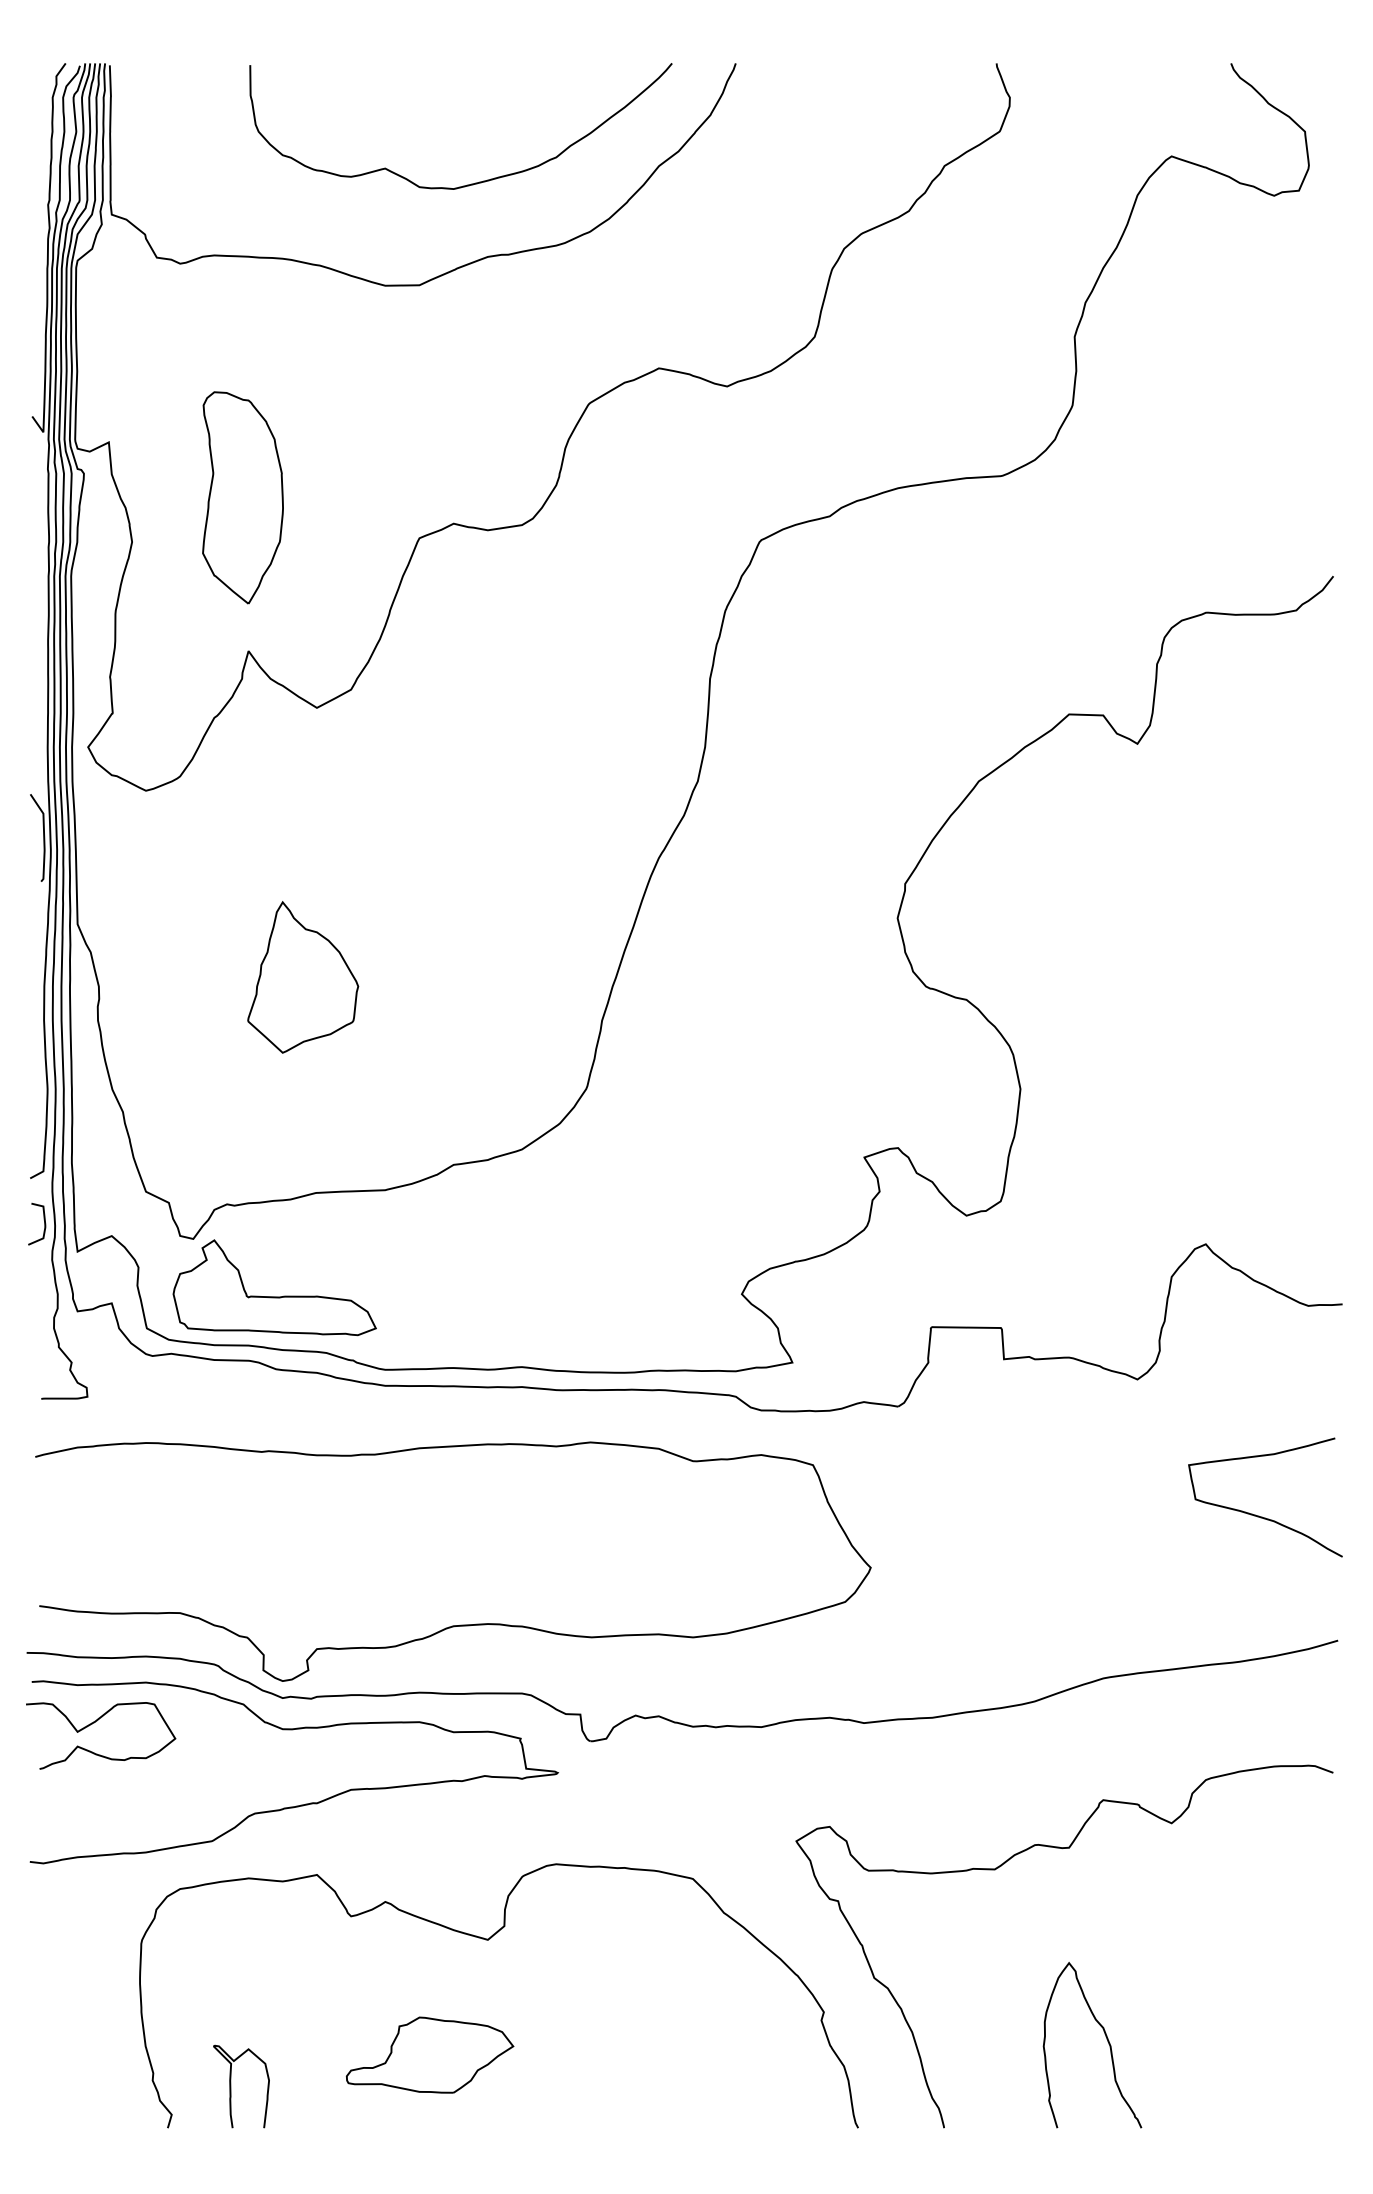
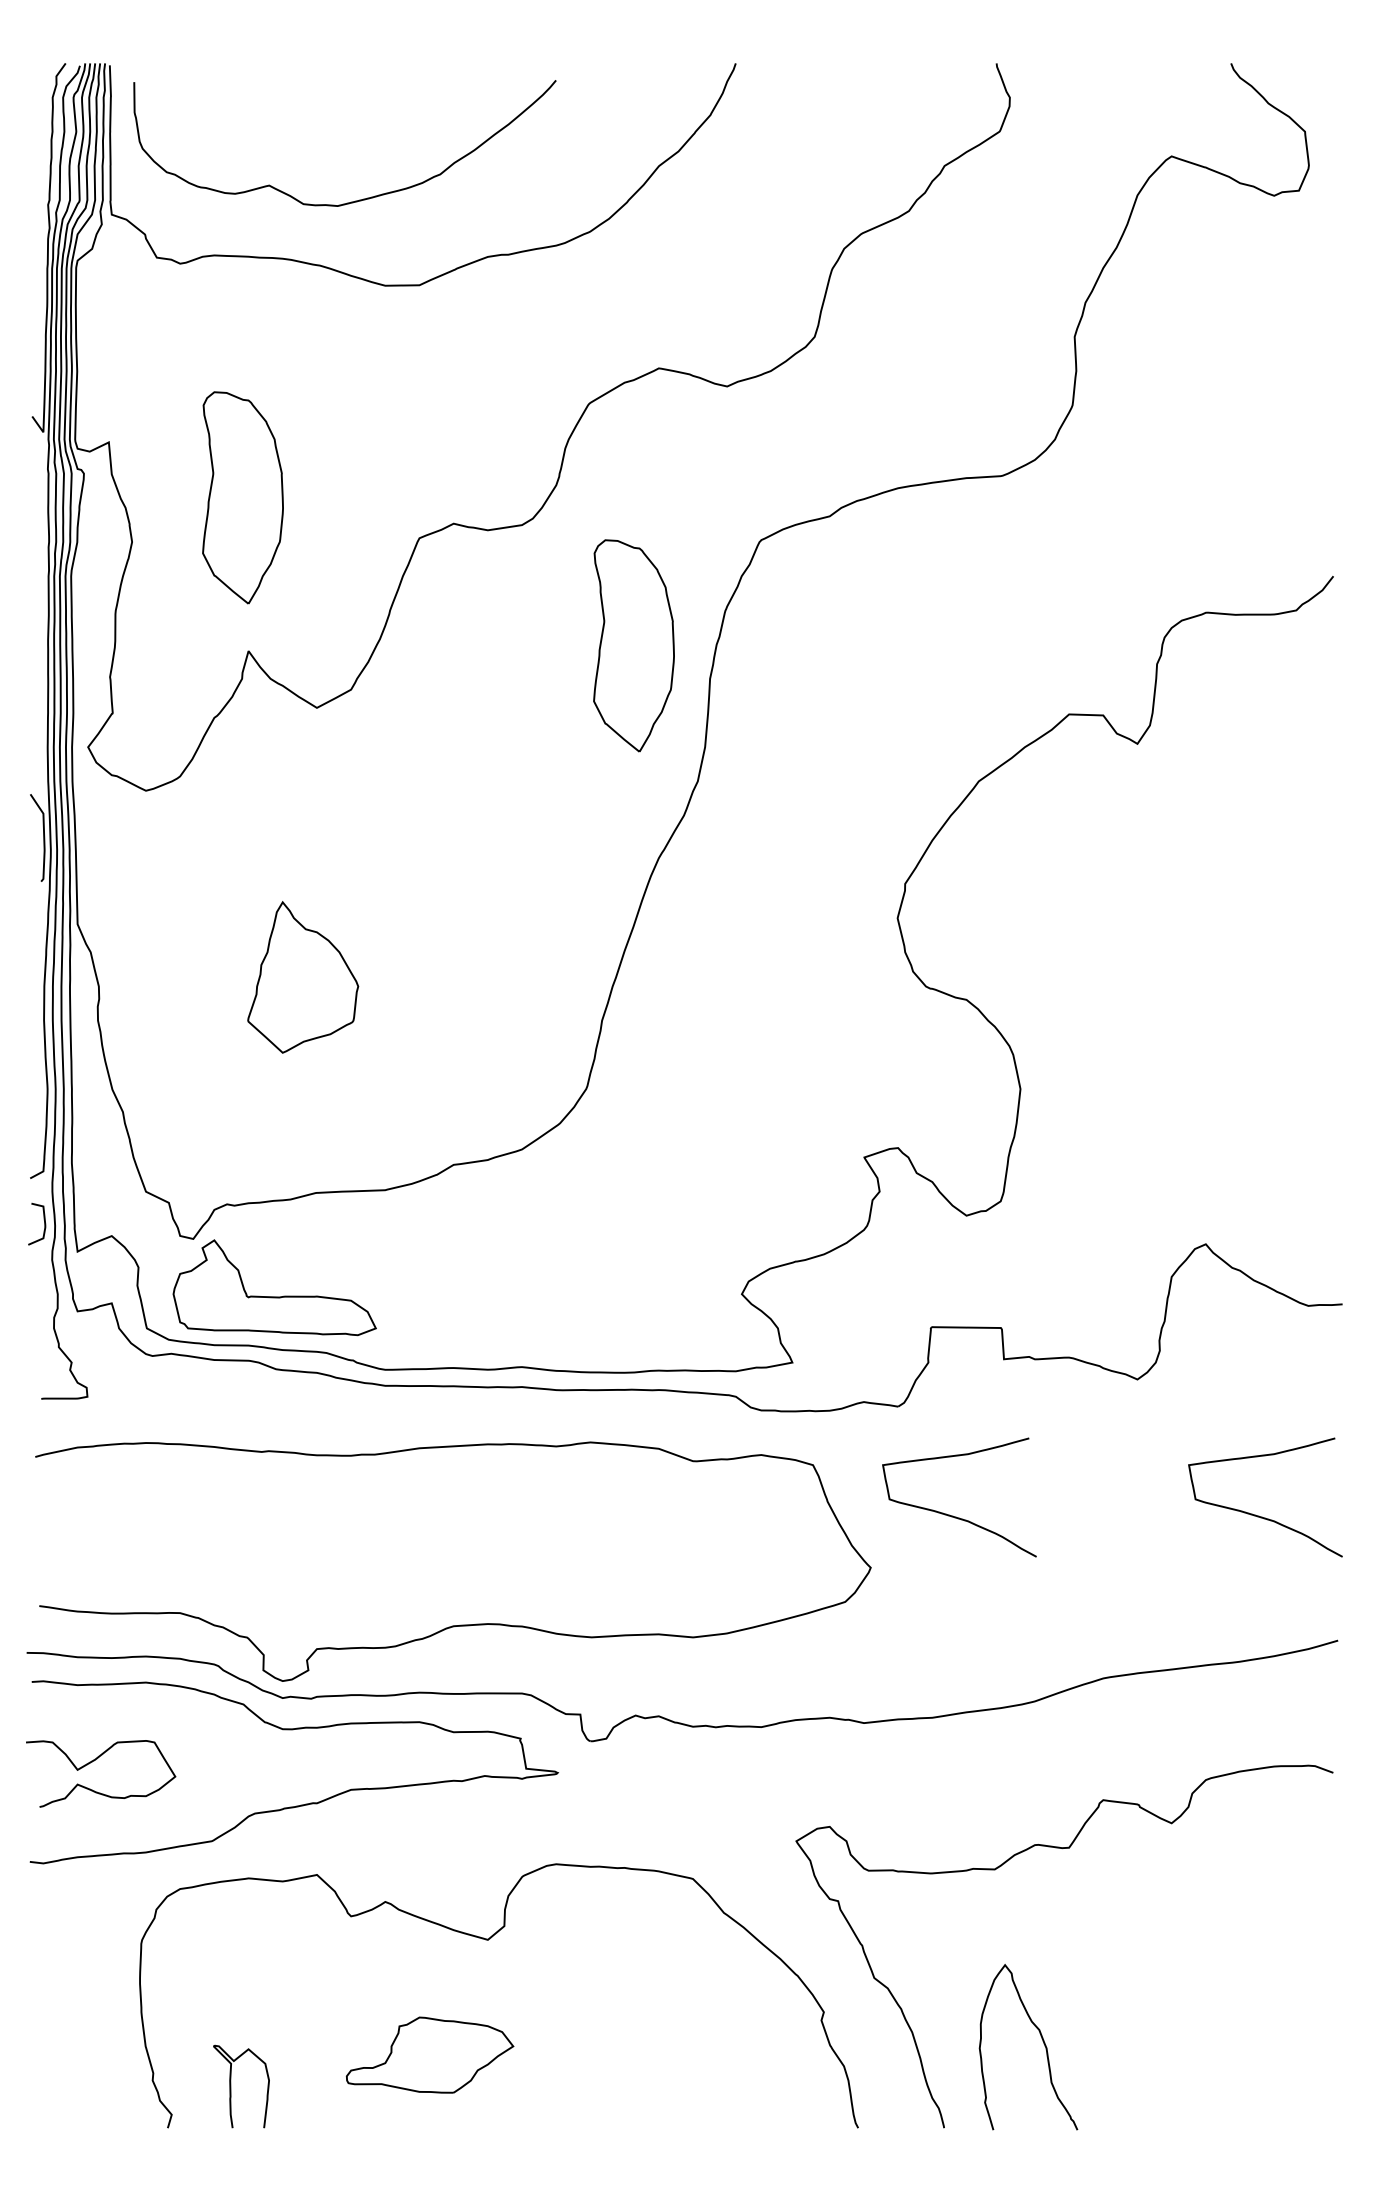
curve position: (475, 182) -> (359, 199) (359, 199)
part: none -> present (633, 645)
curve: none -> present (953, 1515)
curve position: (94, 1723) -> (94, 1761) (94, 1761)
curve position: (1106, 2039) -> (1042, 2041) (1042, 2041)
